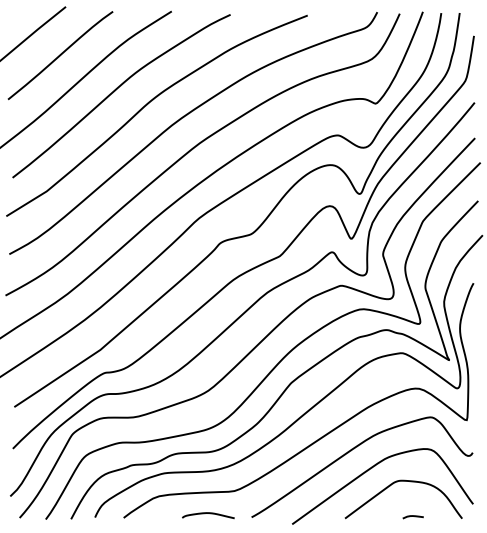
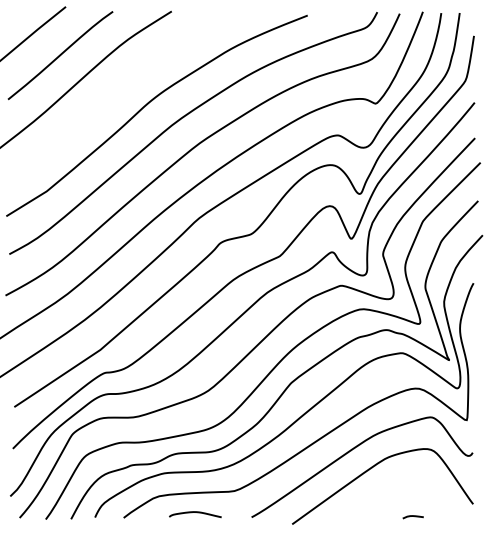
curve: present -> none (116, 90)
curve: present -> none (403, 481)
curve position: (208, 513) -> (195, 512) (195, 512)
